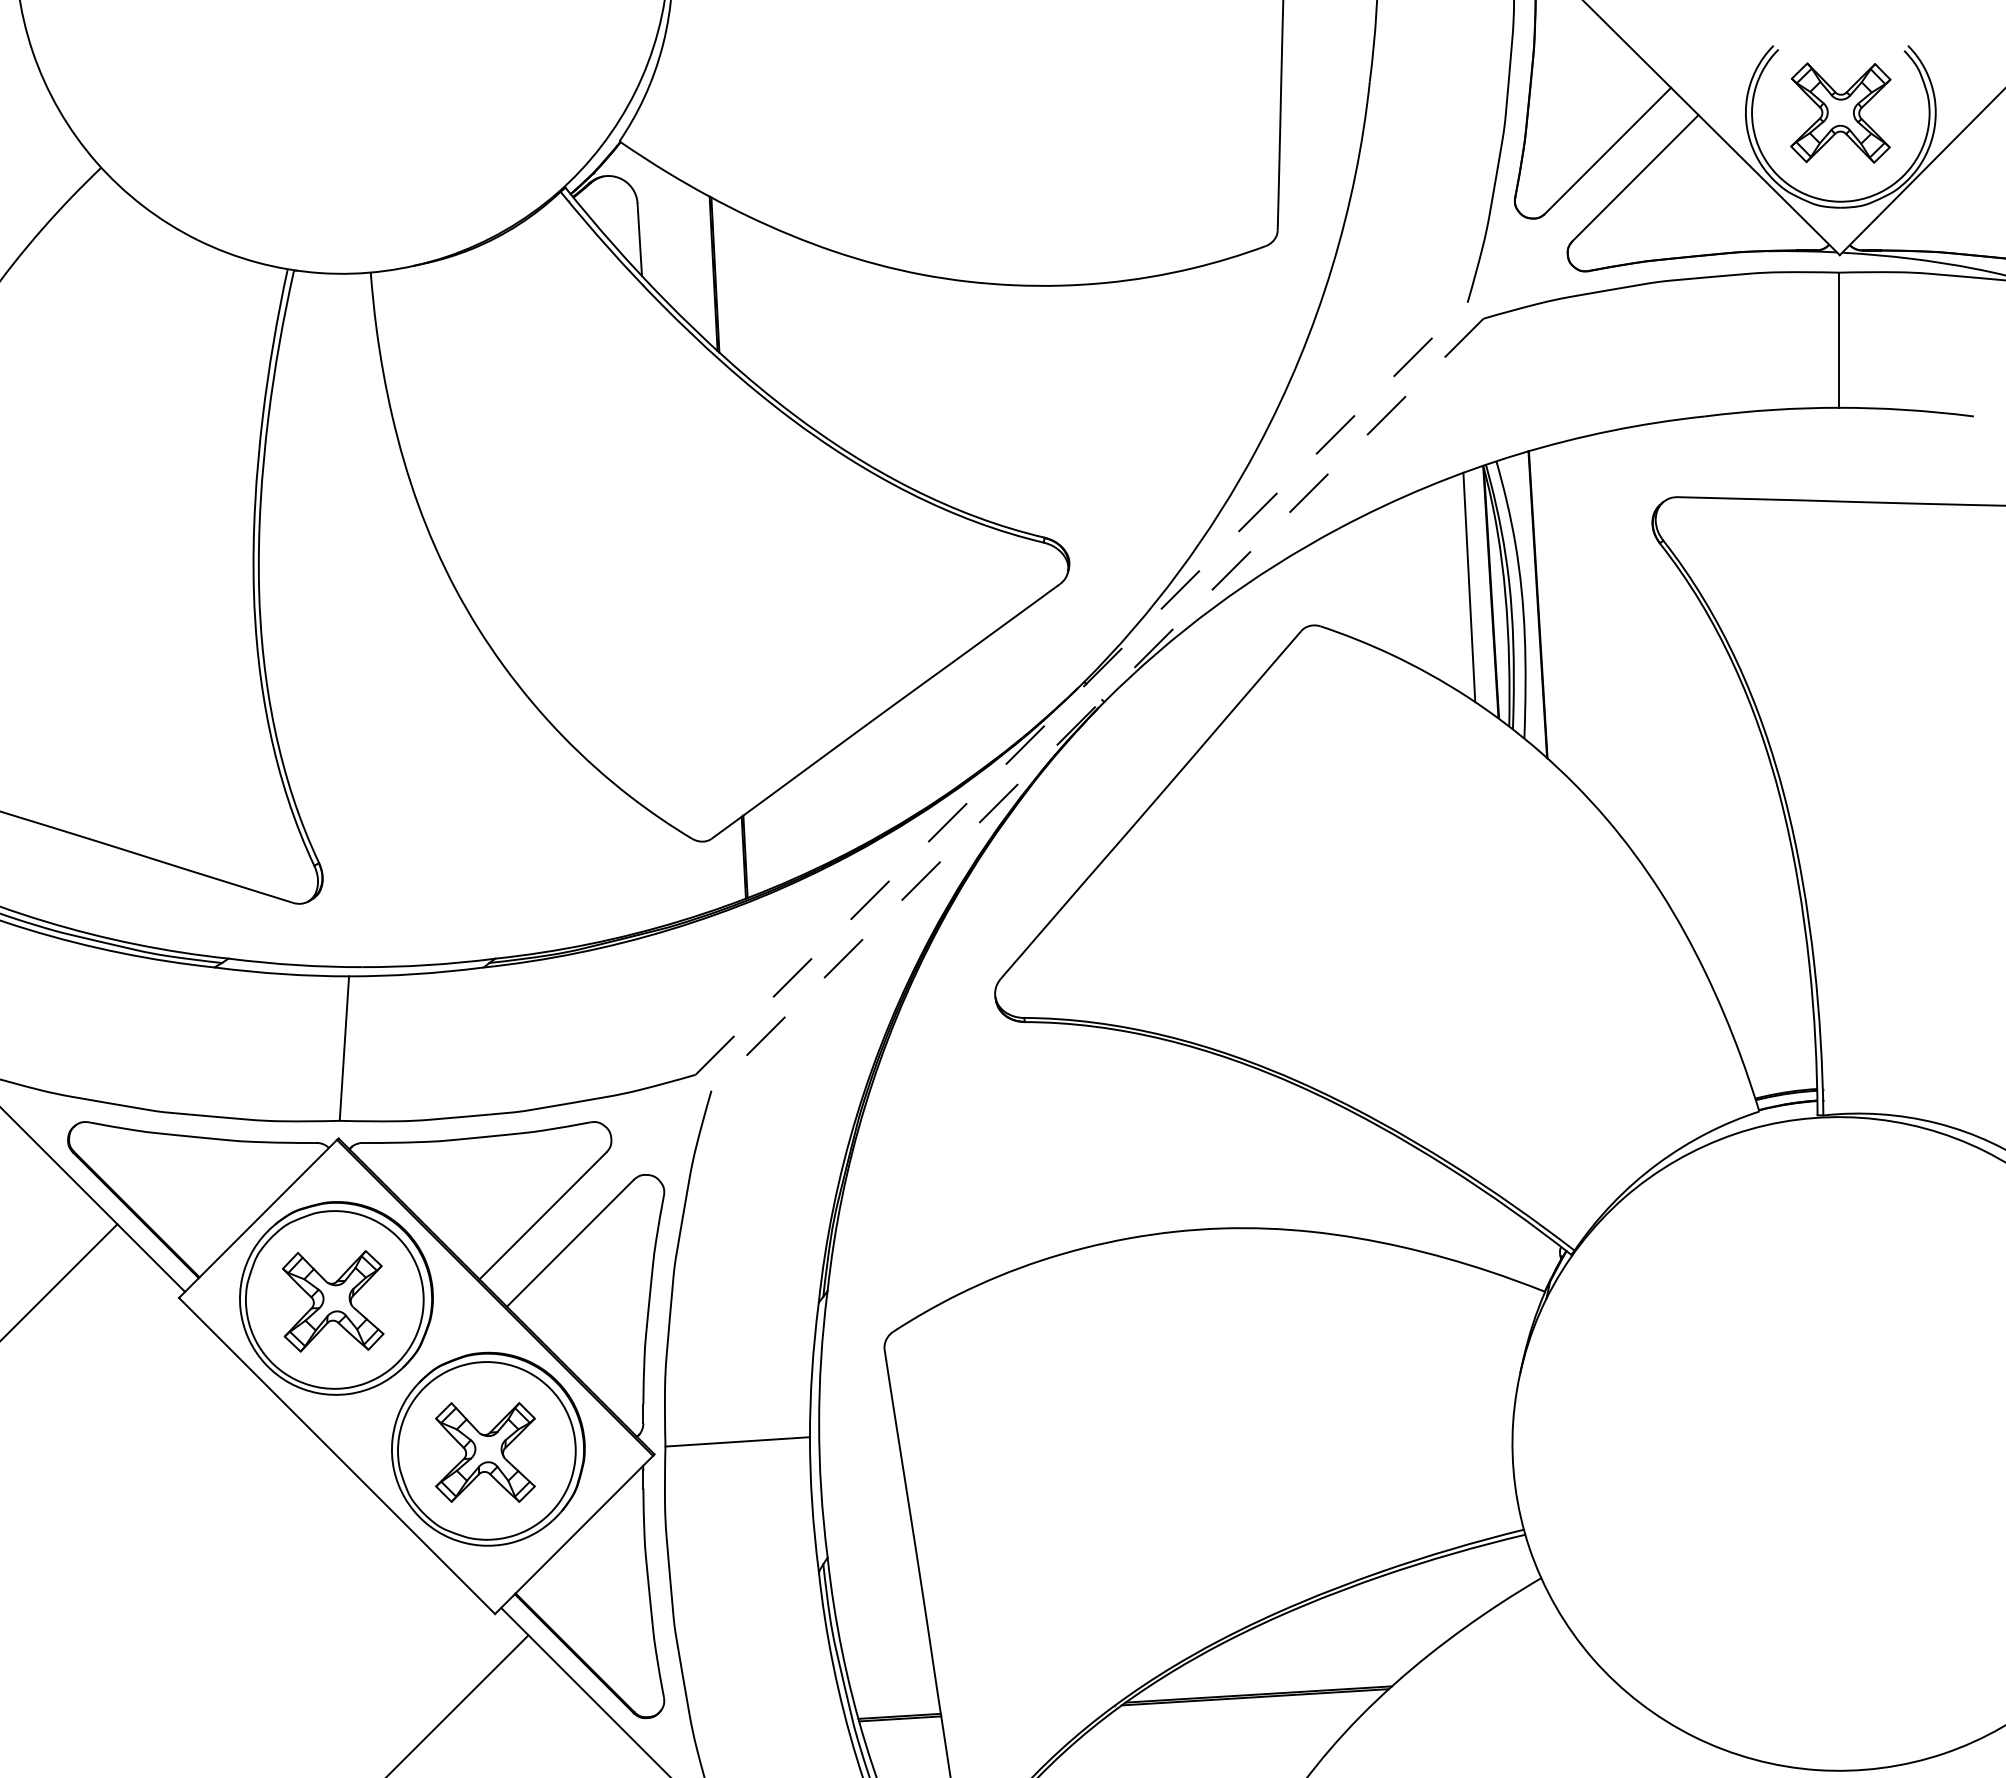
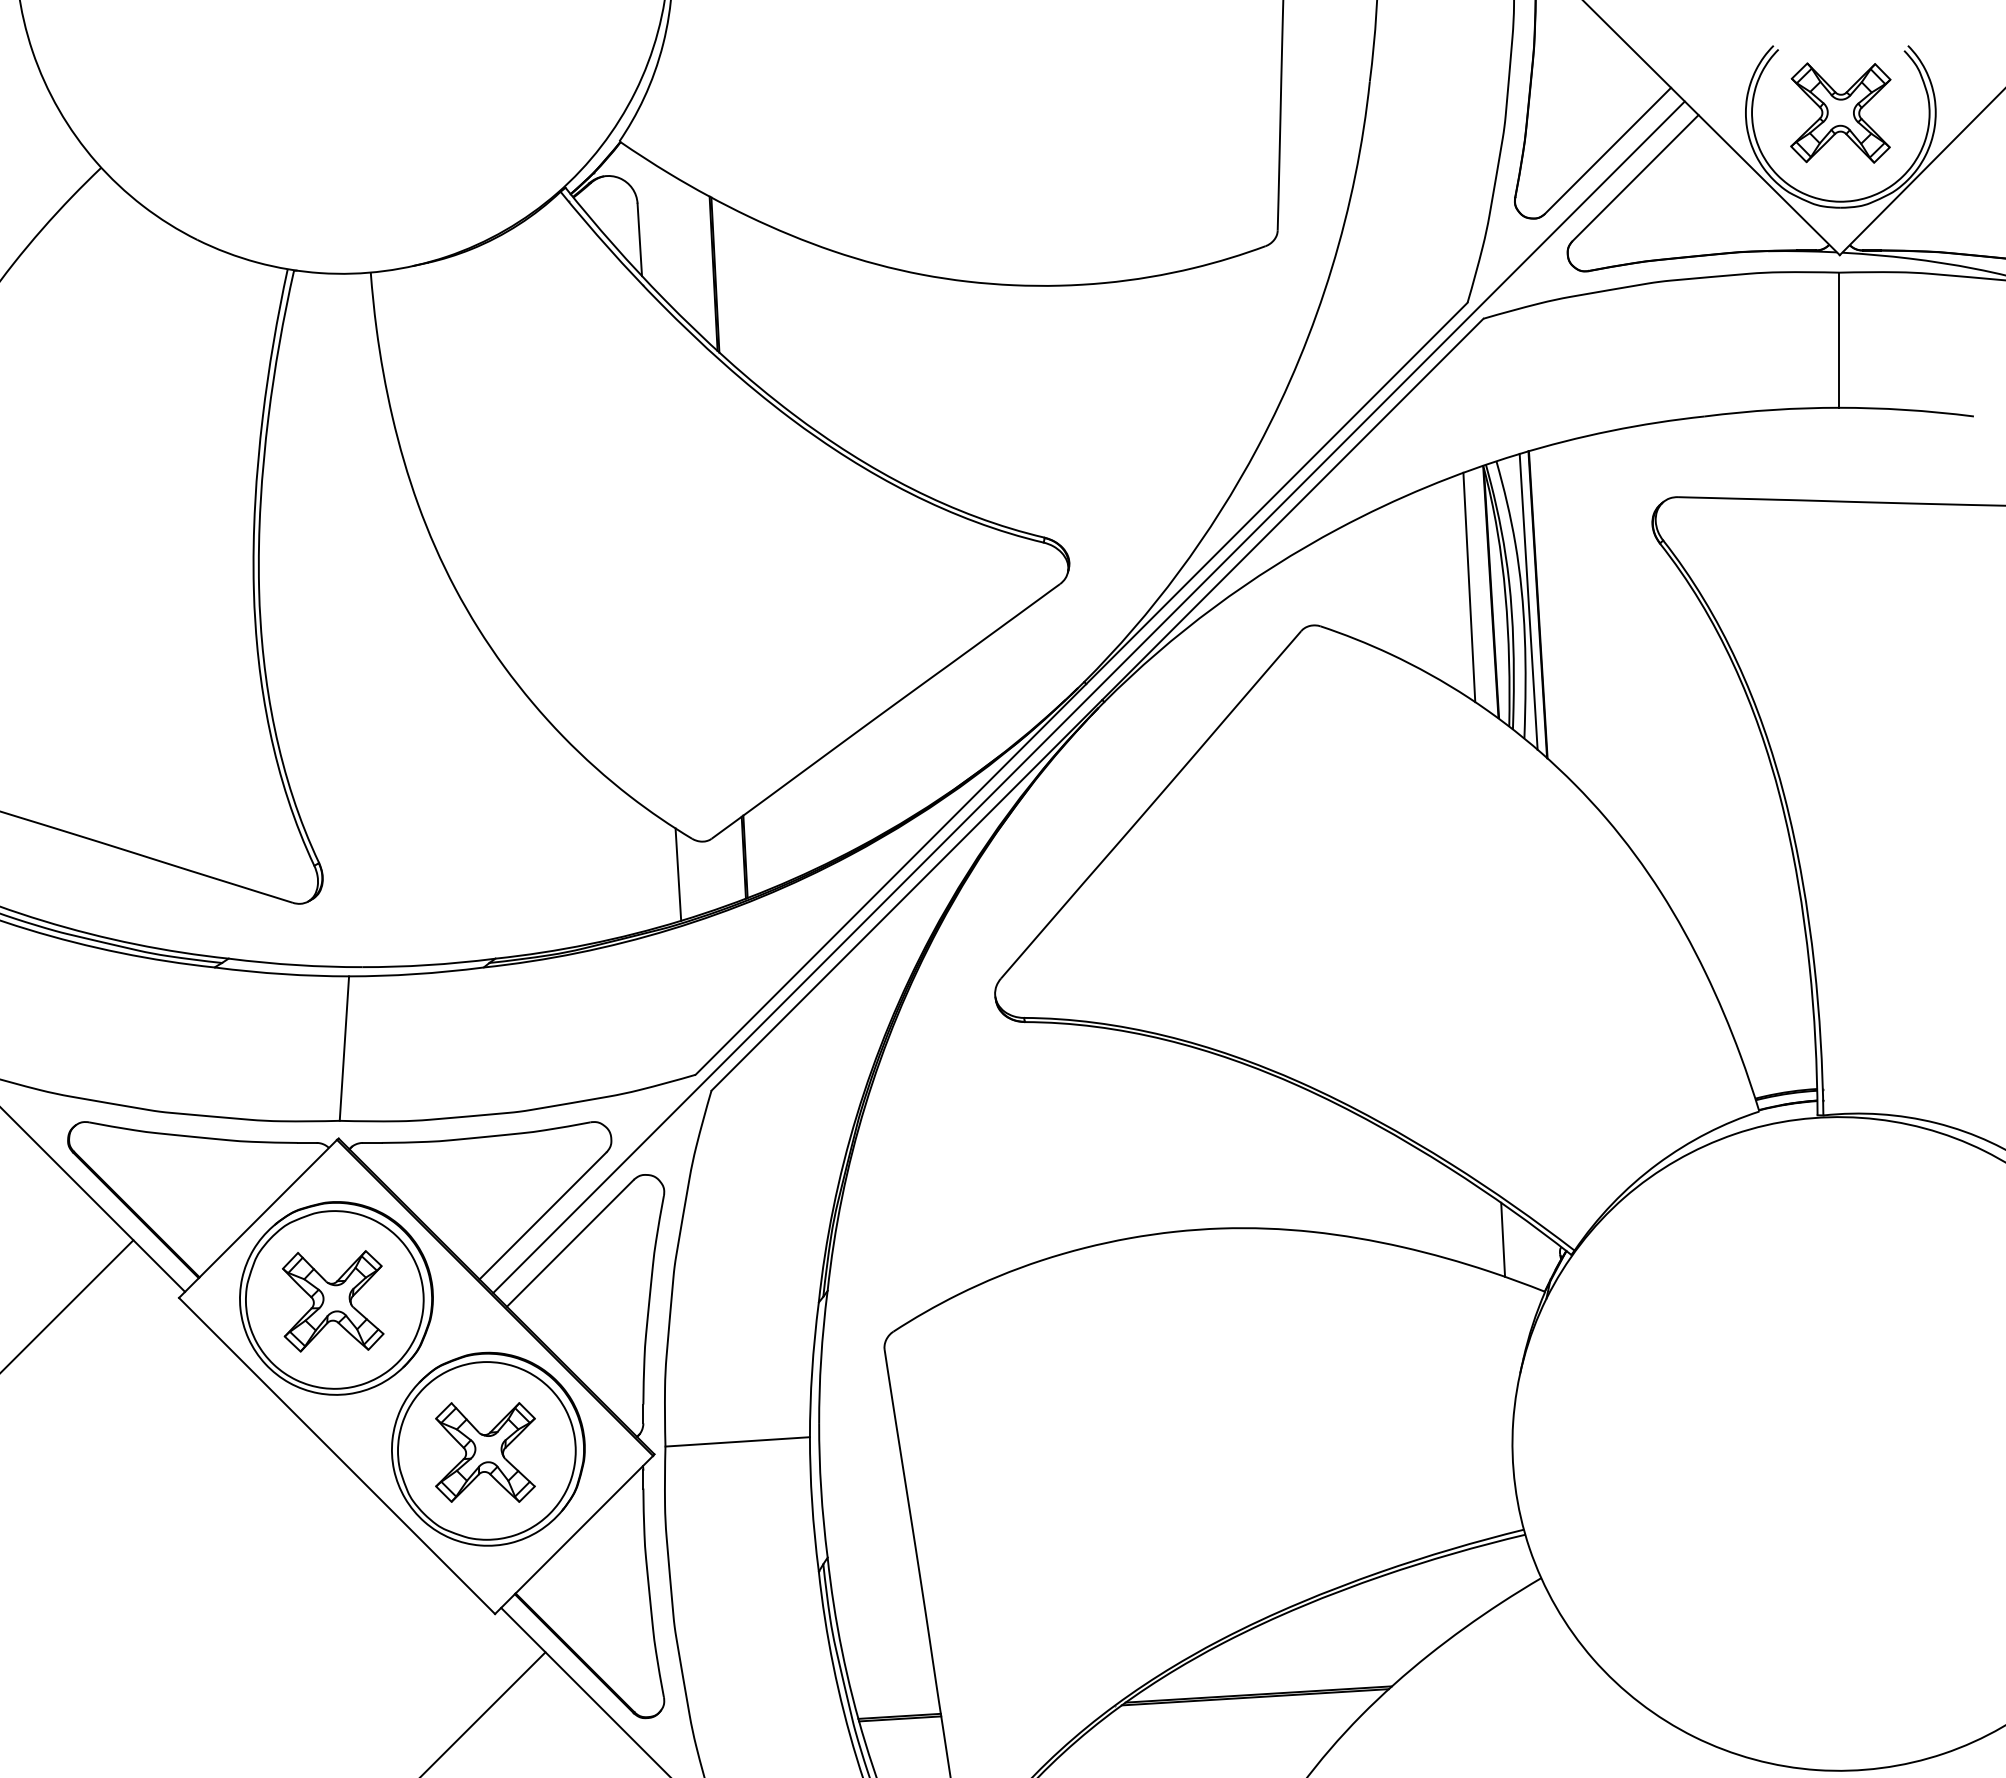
line: none -> present (1528, 601)
line: dashed -> solid (1081, 688)
line: none -> present (1088, 697)
line: dashed -> solid (1097, 704)
line: none -> present (678, 874)
line: none -> present (1503, 1239)
line position: (59, 1281) -> (67, 1305) (67, 1305)
line position: (458, 1704) -> (484, 1713) (484, 1713)
